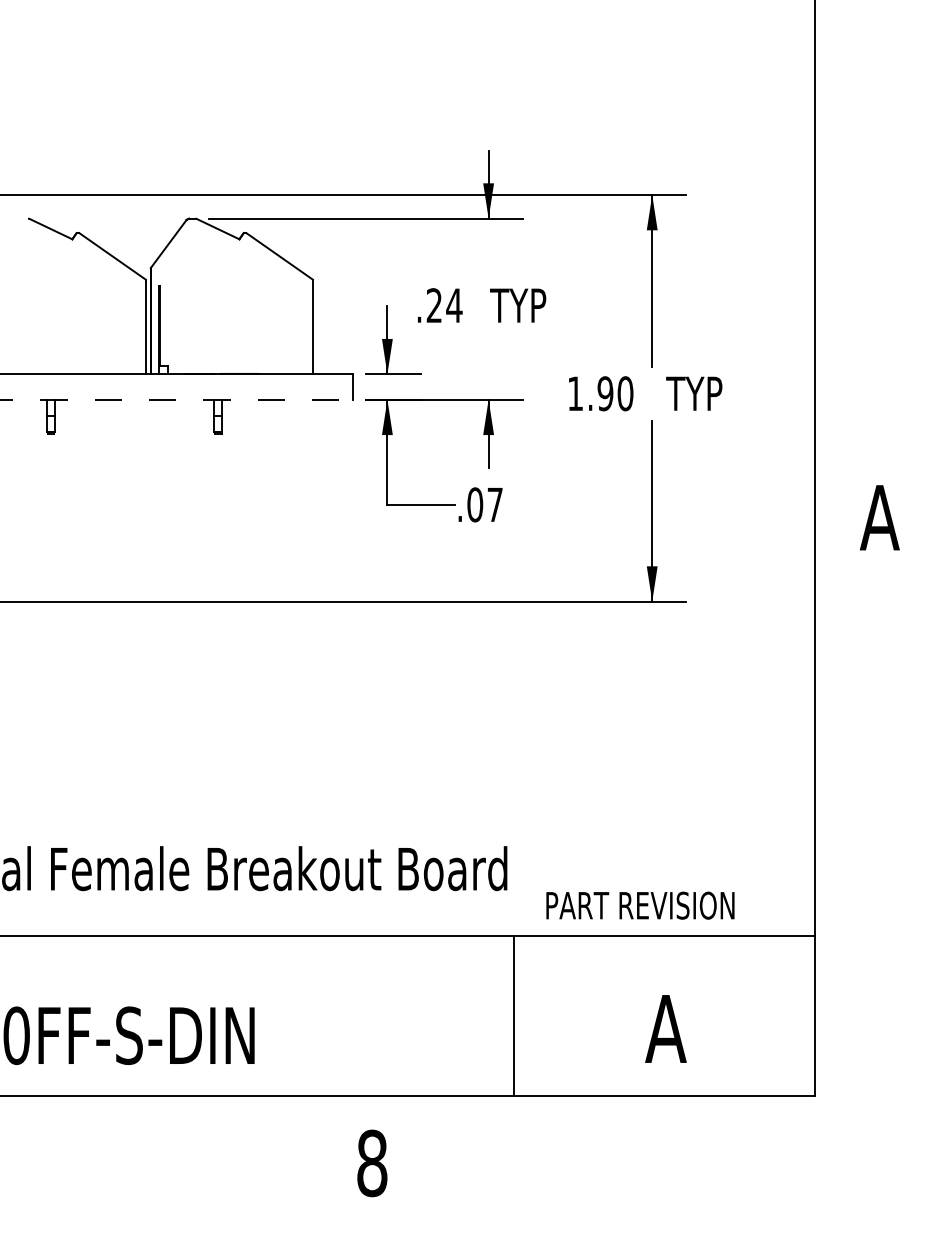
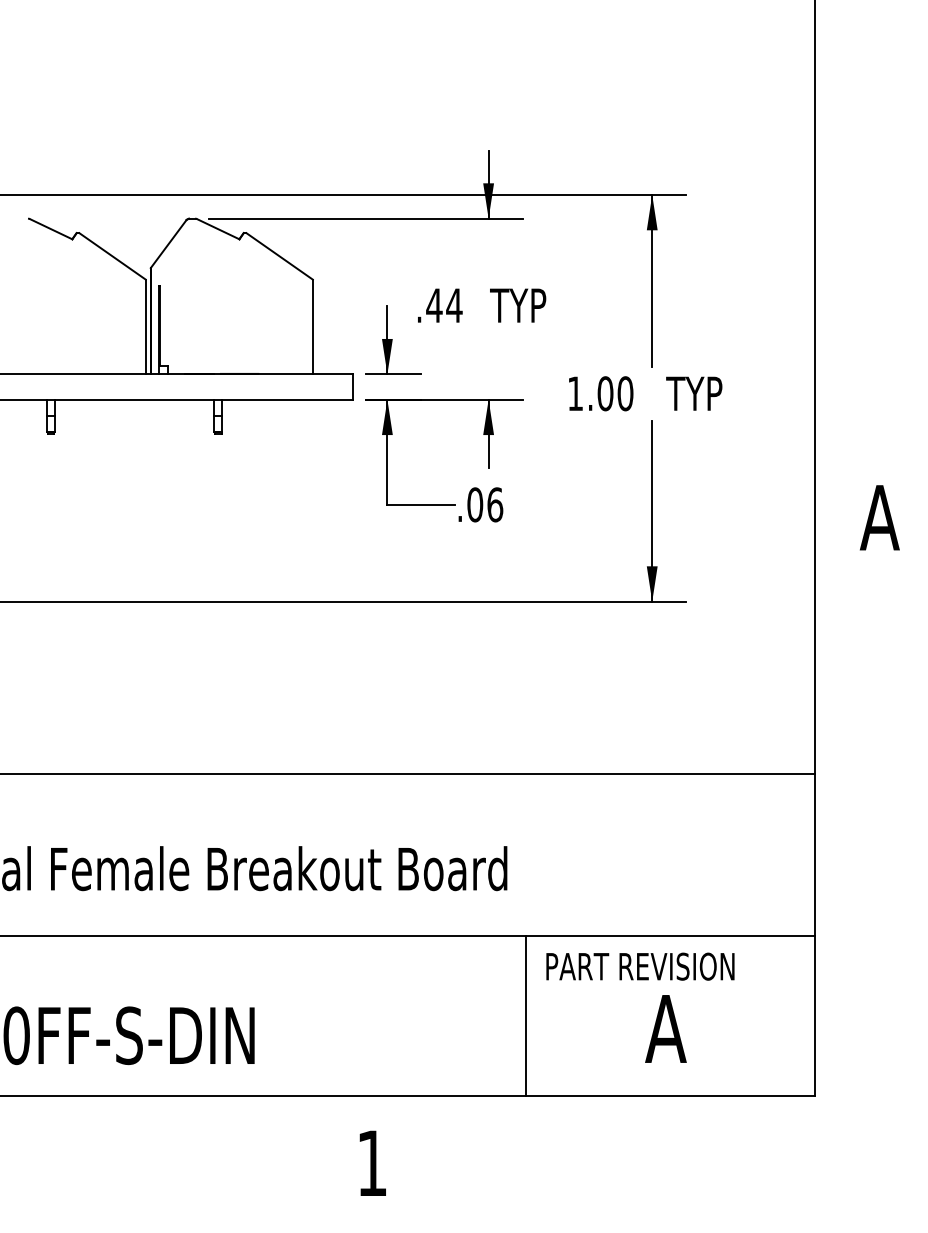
text: .24 -> .44 (434, 305)
text: 1.90 -> 1.00 (605, 393)
line: dashed -> solid (176, 399)
text: .07 -> .06 (495, 504)
line: none -> present (408, 774)
text position: (640, 905) -> (640, 966) (640, 966)
line position: (513, 1015) -> (525, 1015) (525, 1015)
text: 8 -> 1 (372, 1163)
